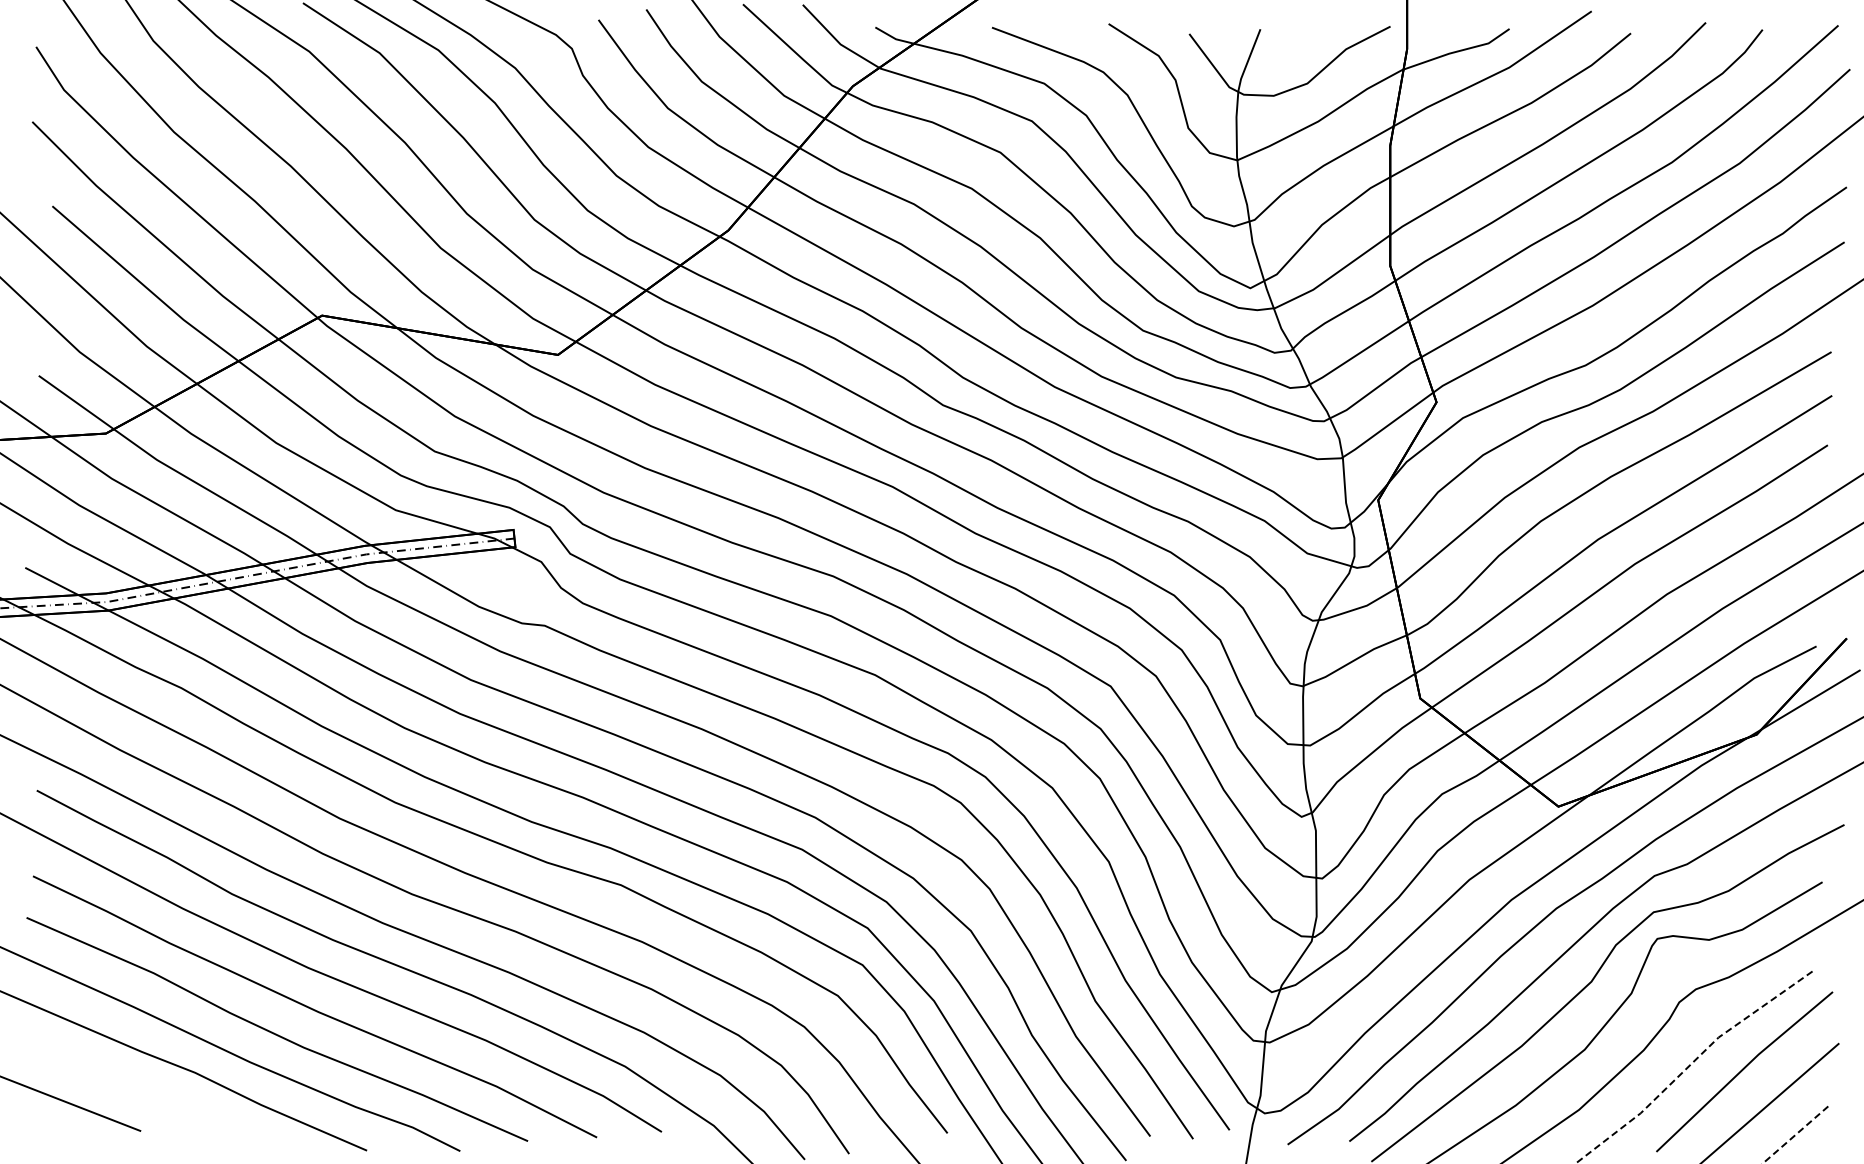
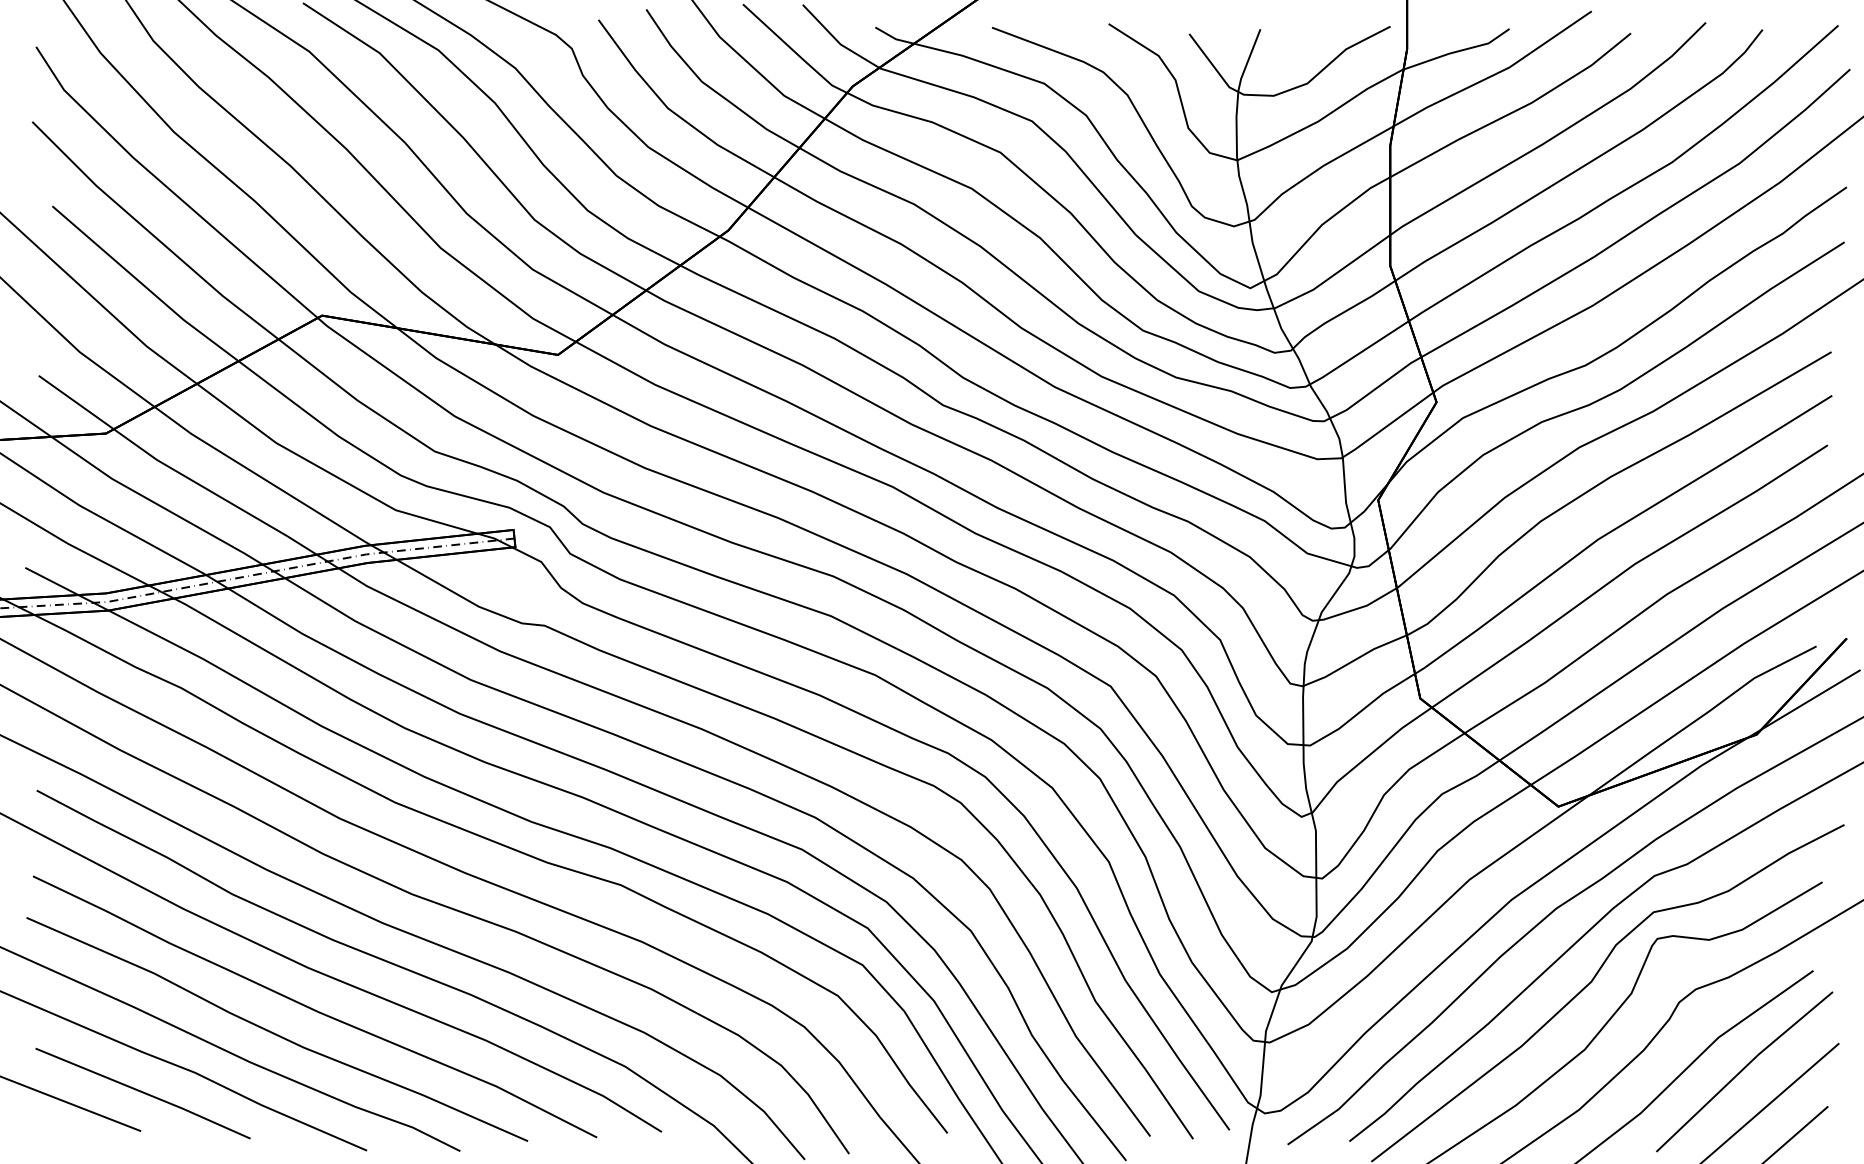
line: dashed -> solid (1692, 1063)
line: none -> present (142, 1093)
line: dashed -> solid (1795, 1135)
